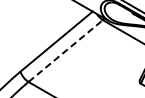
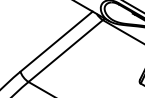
line: dashed -> solid (66, 50)
